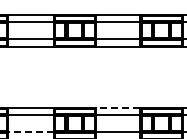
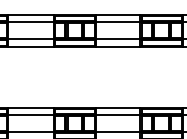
line: dashed -> solid (117, 108)
line: dashed -> solid (31, 132)
